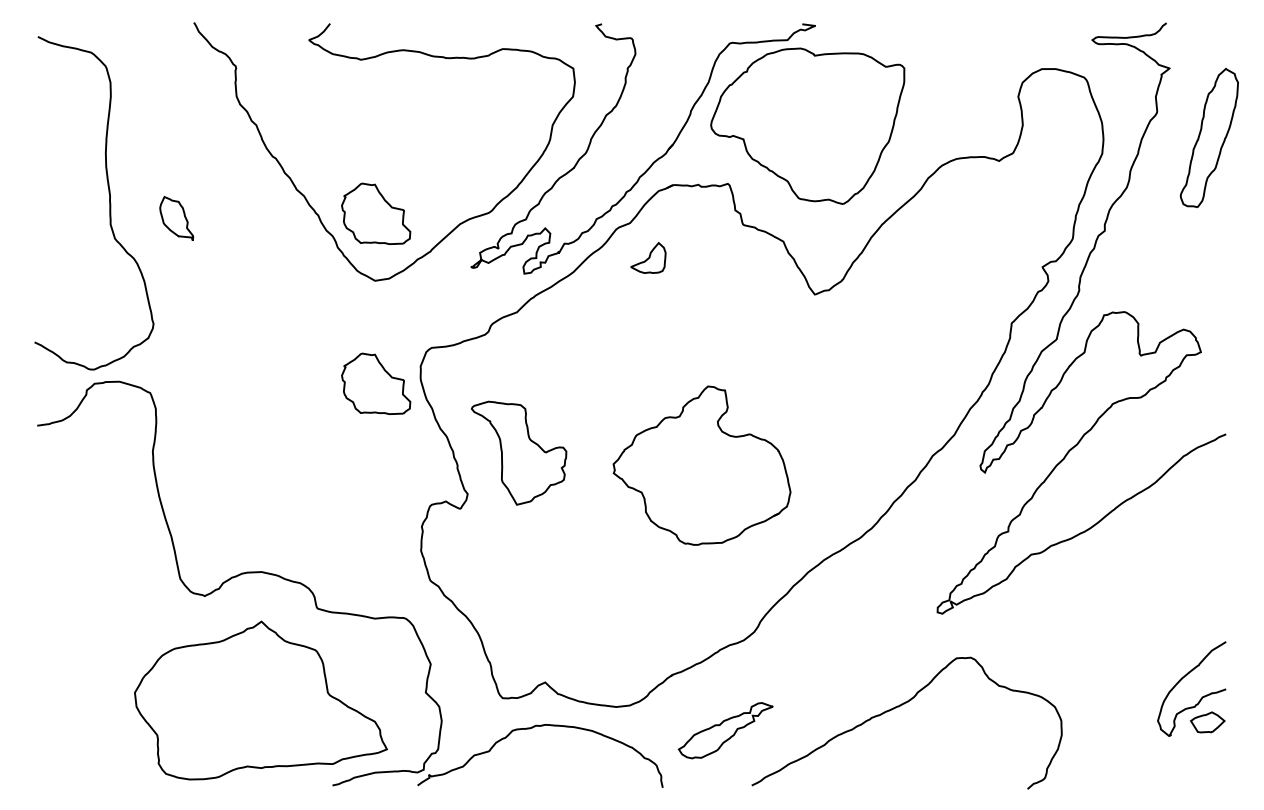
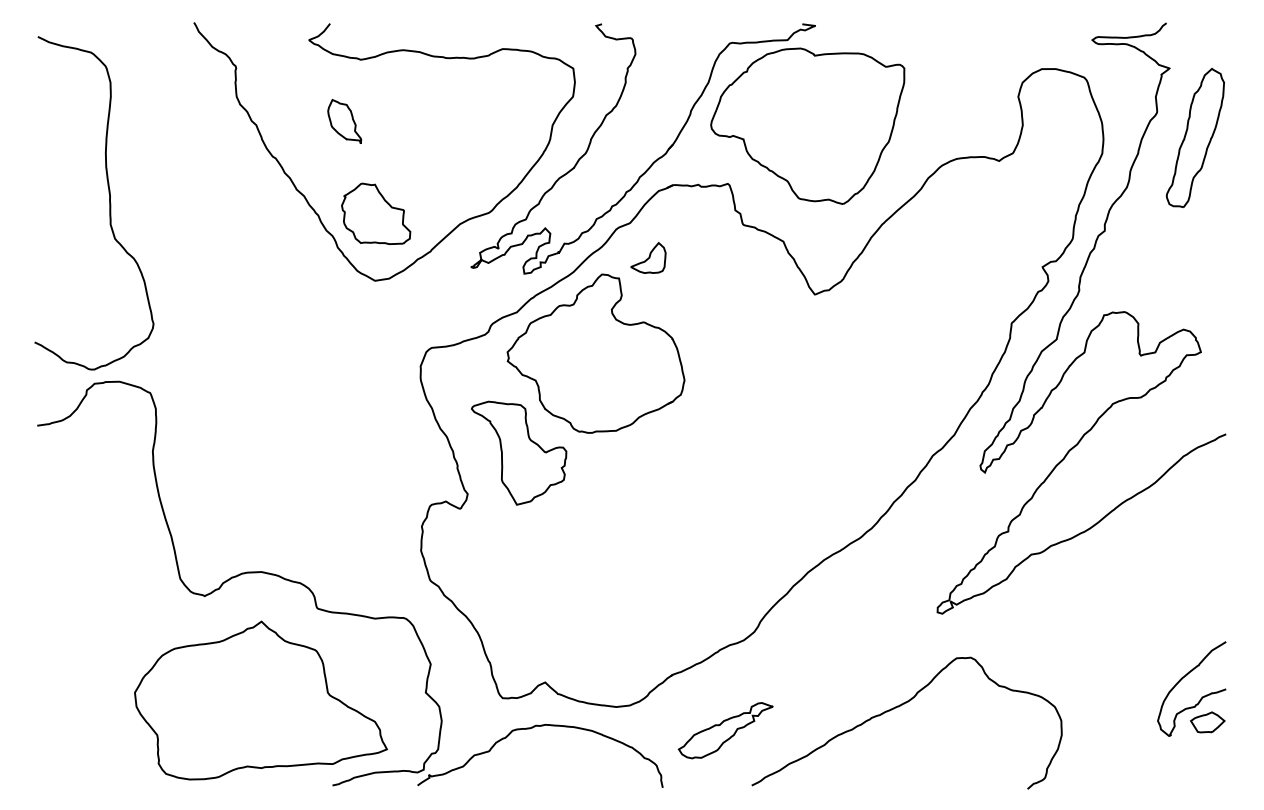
part position: (1208, 137) -> (1194, 137) (1194, 137)
part position: (176, 218) -> (344, 121) (344, 121)
part: present -> none (376, 383)
part position: (701, 465) -> (595, 353) (595, 353)
